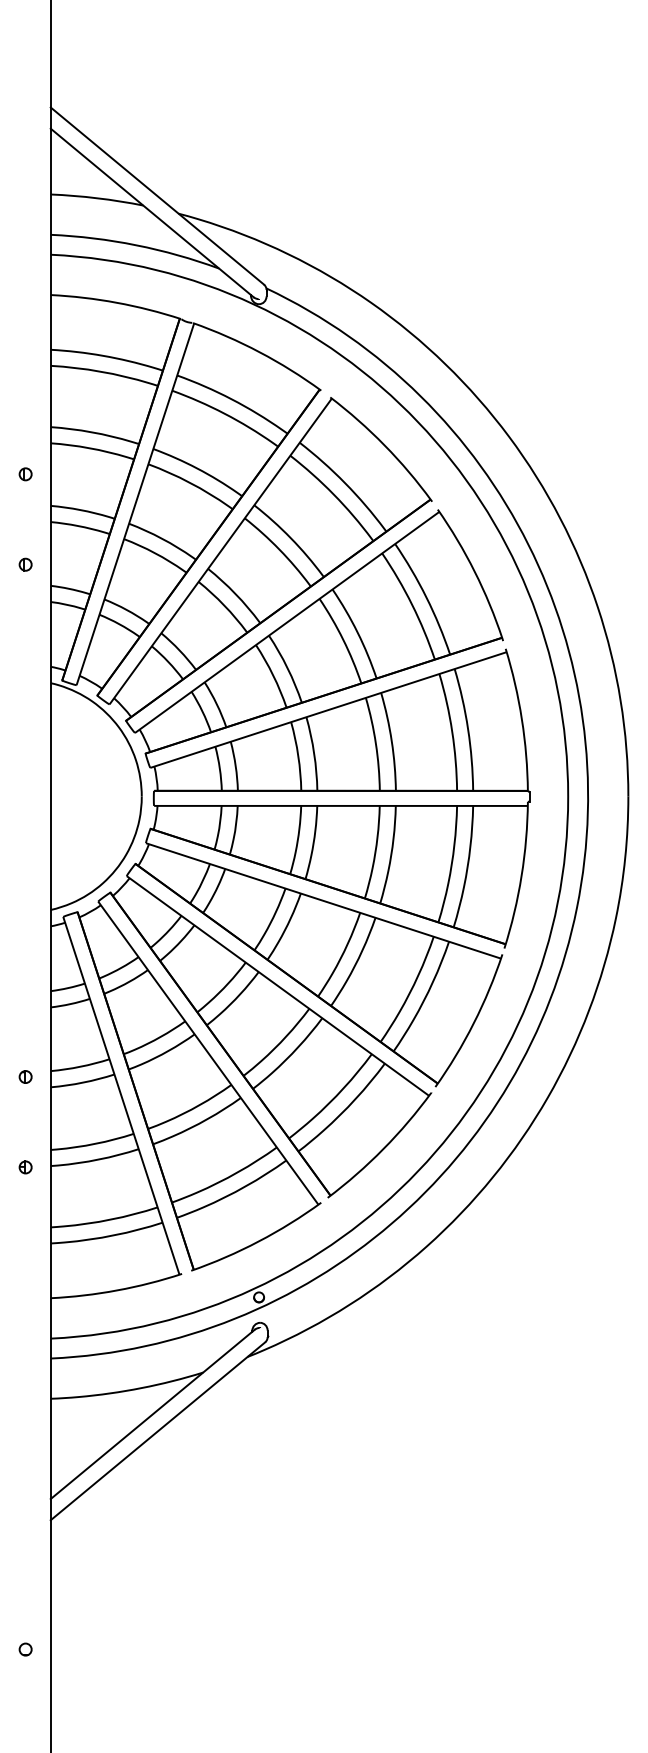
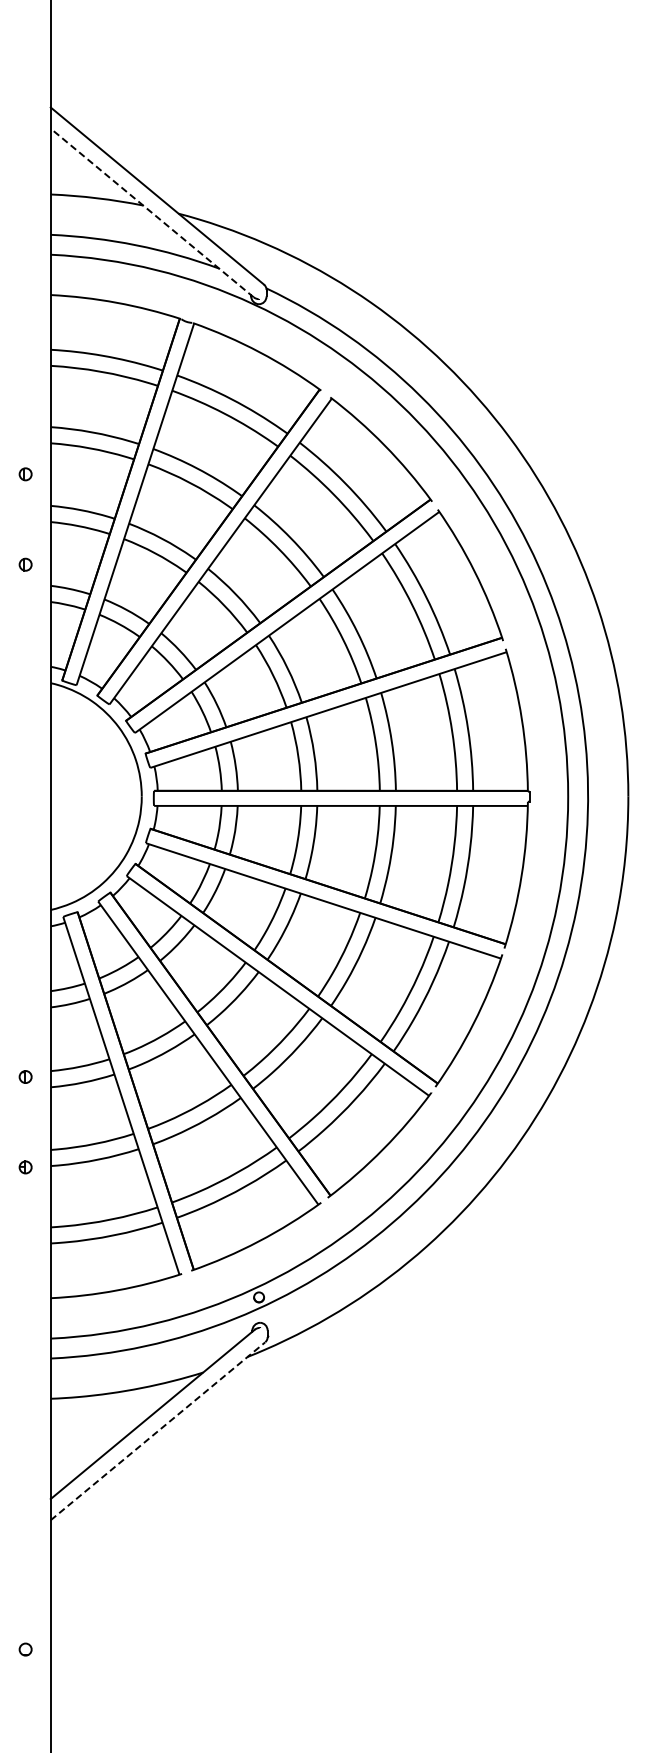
line: solid -> dashed (152, 213)
line: solid -> dashed (158, 1431)
